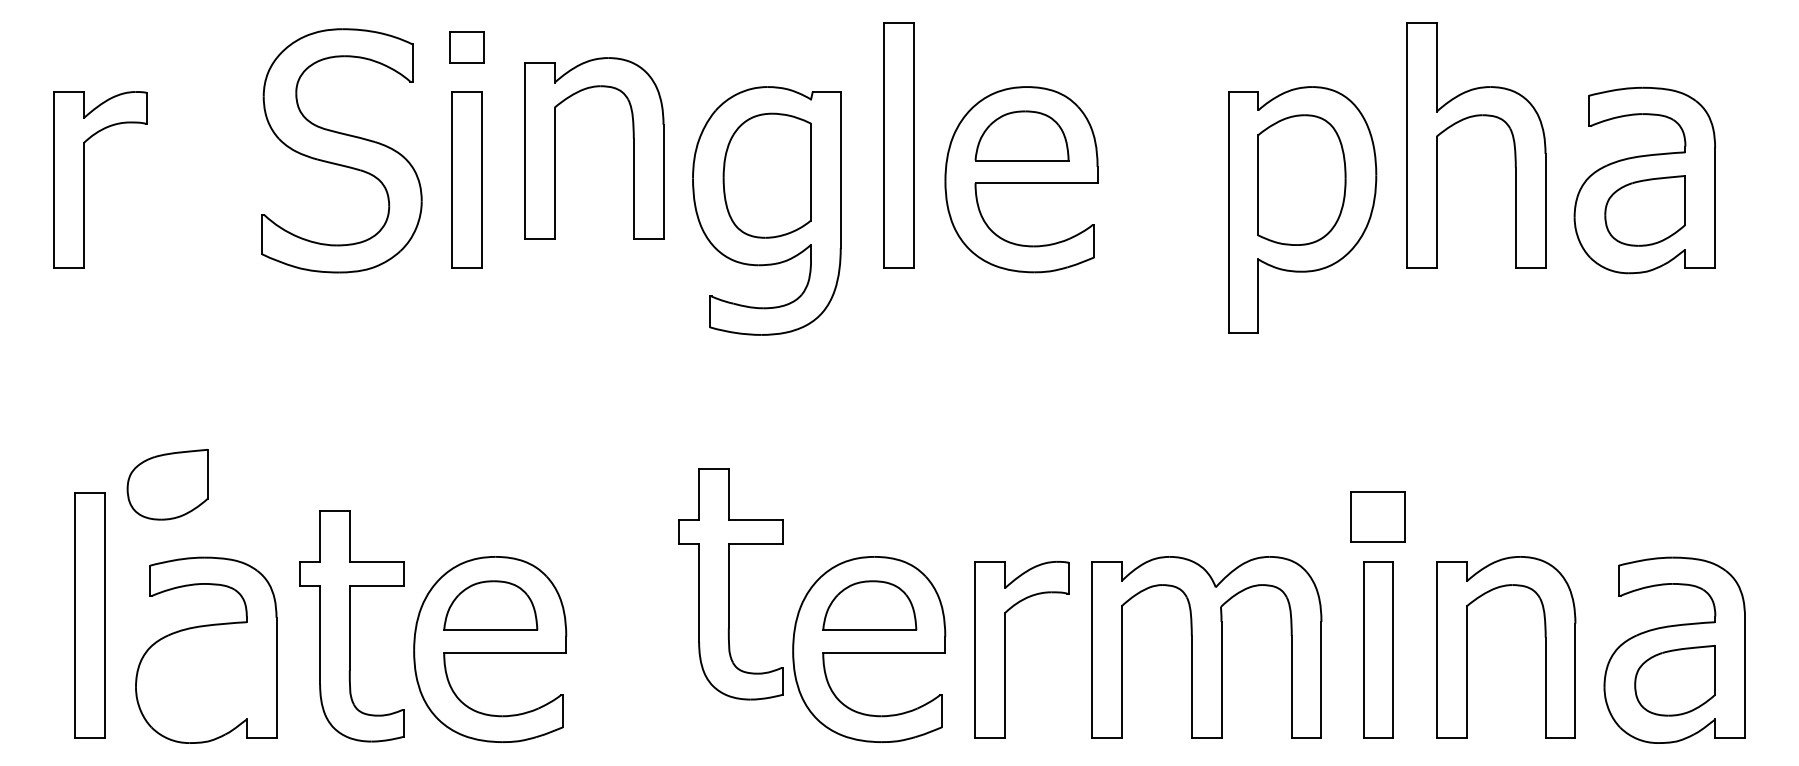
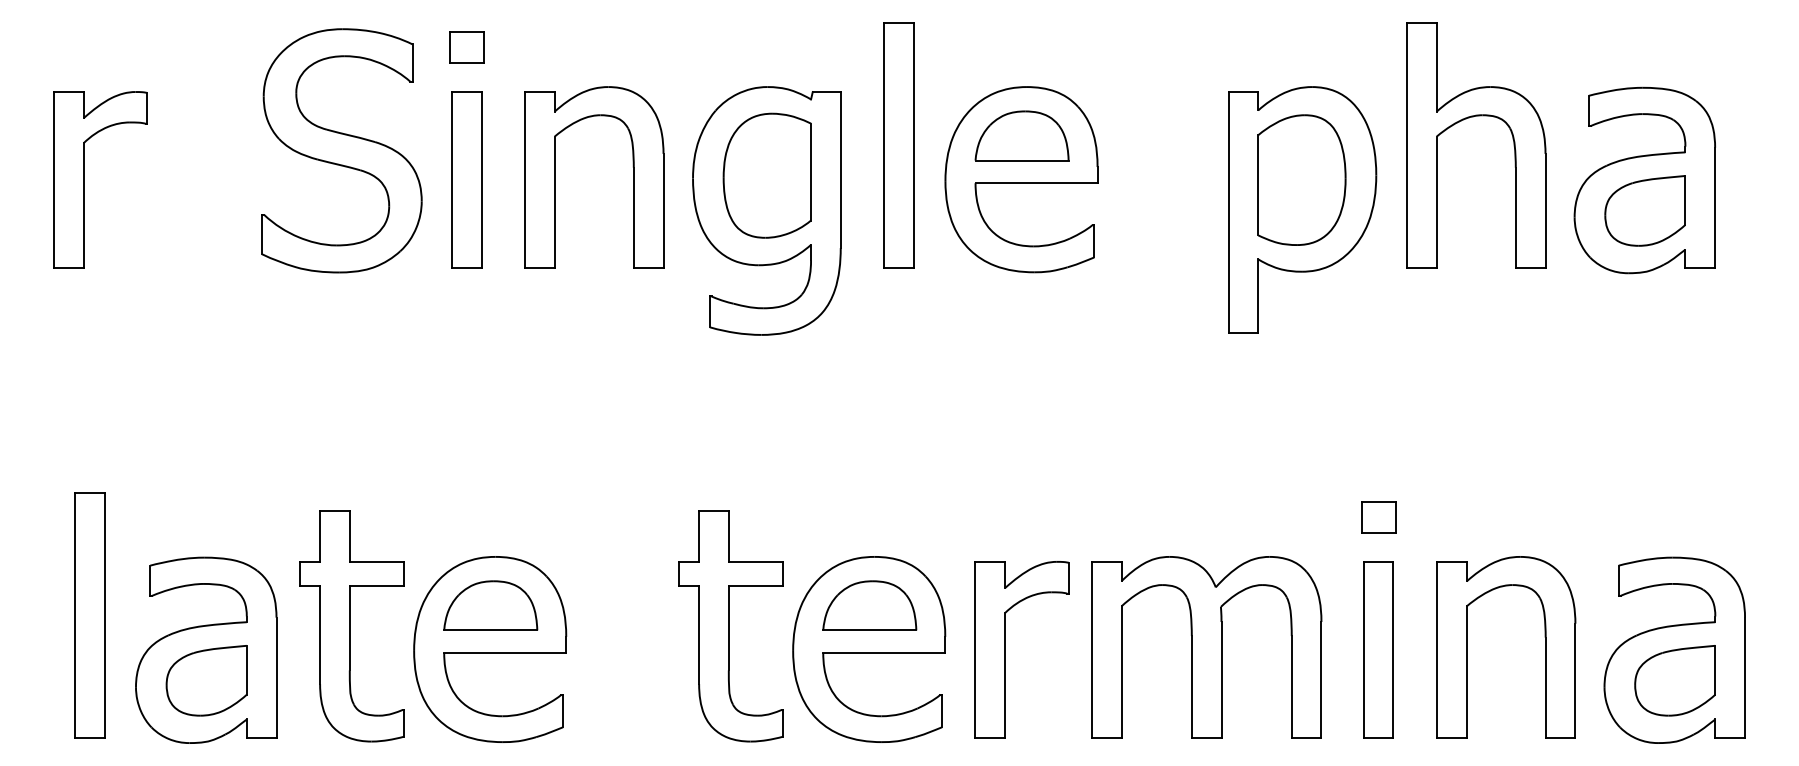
part position: (555, 148) -> (555, 177) (555, 177)
part position: (167, 484) -> (206, 680) (206, 680)
part size: 56x52 px -> 36x33 px (1378, 517)
part position: (730, 584) -> (730, 626) (730, 626)
